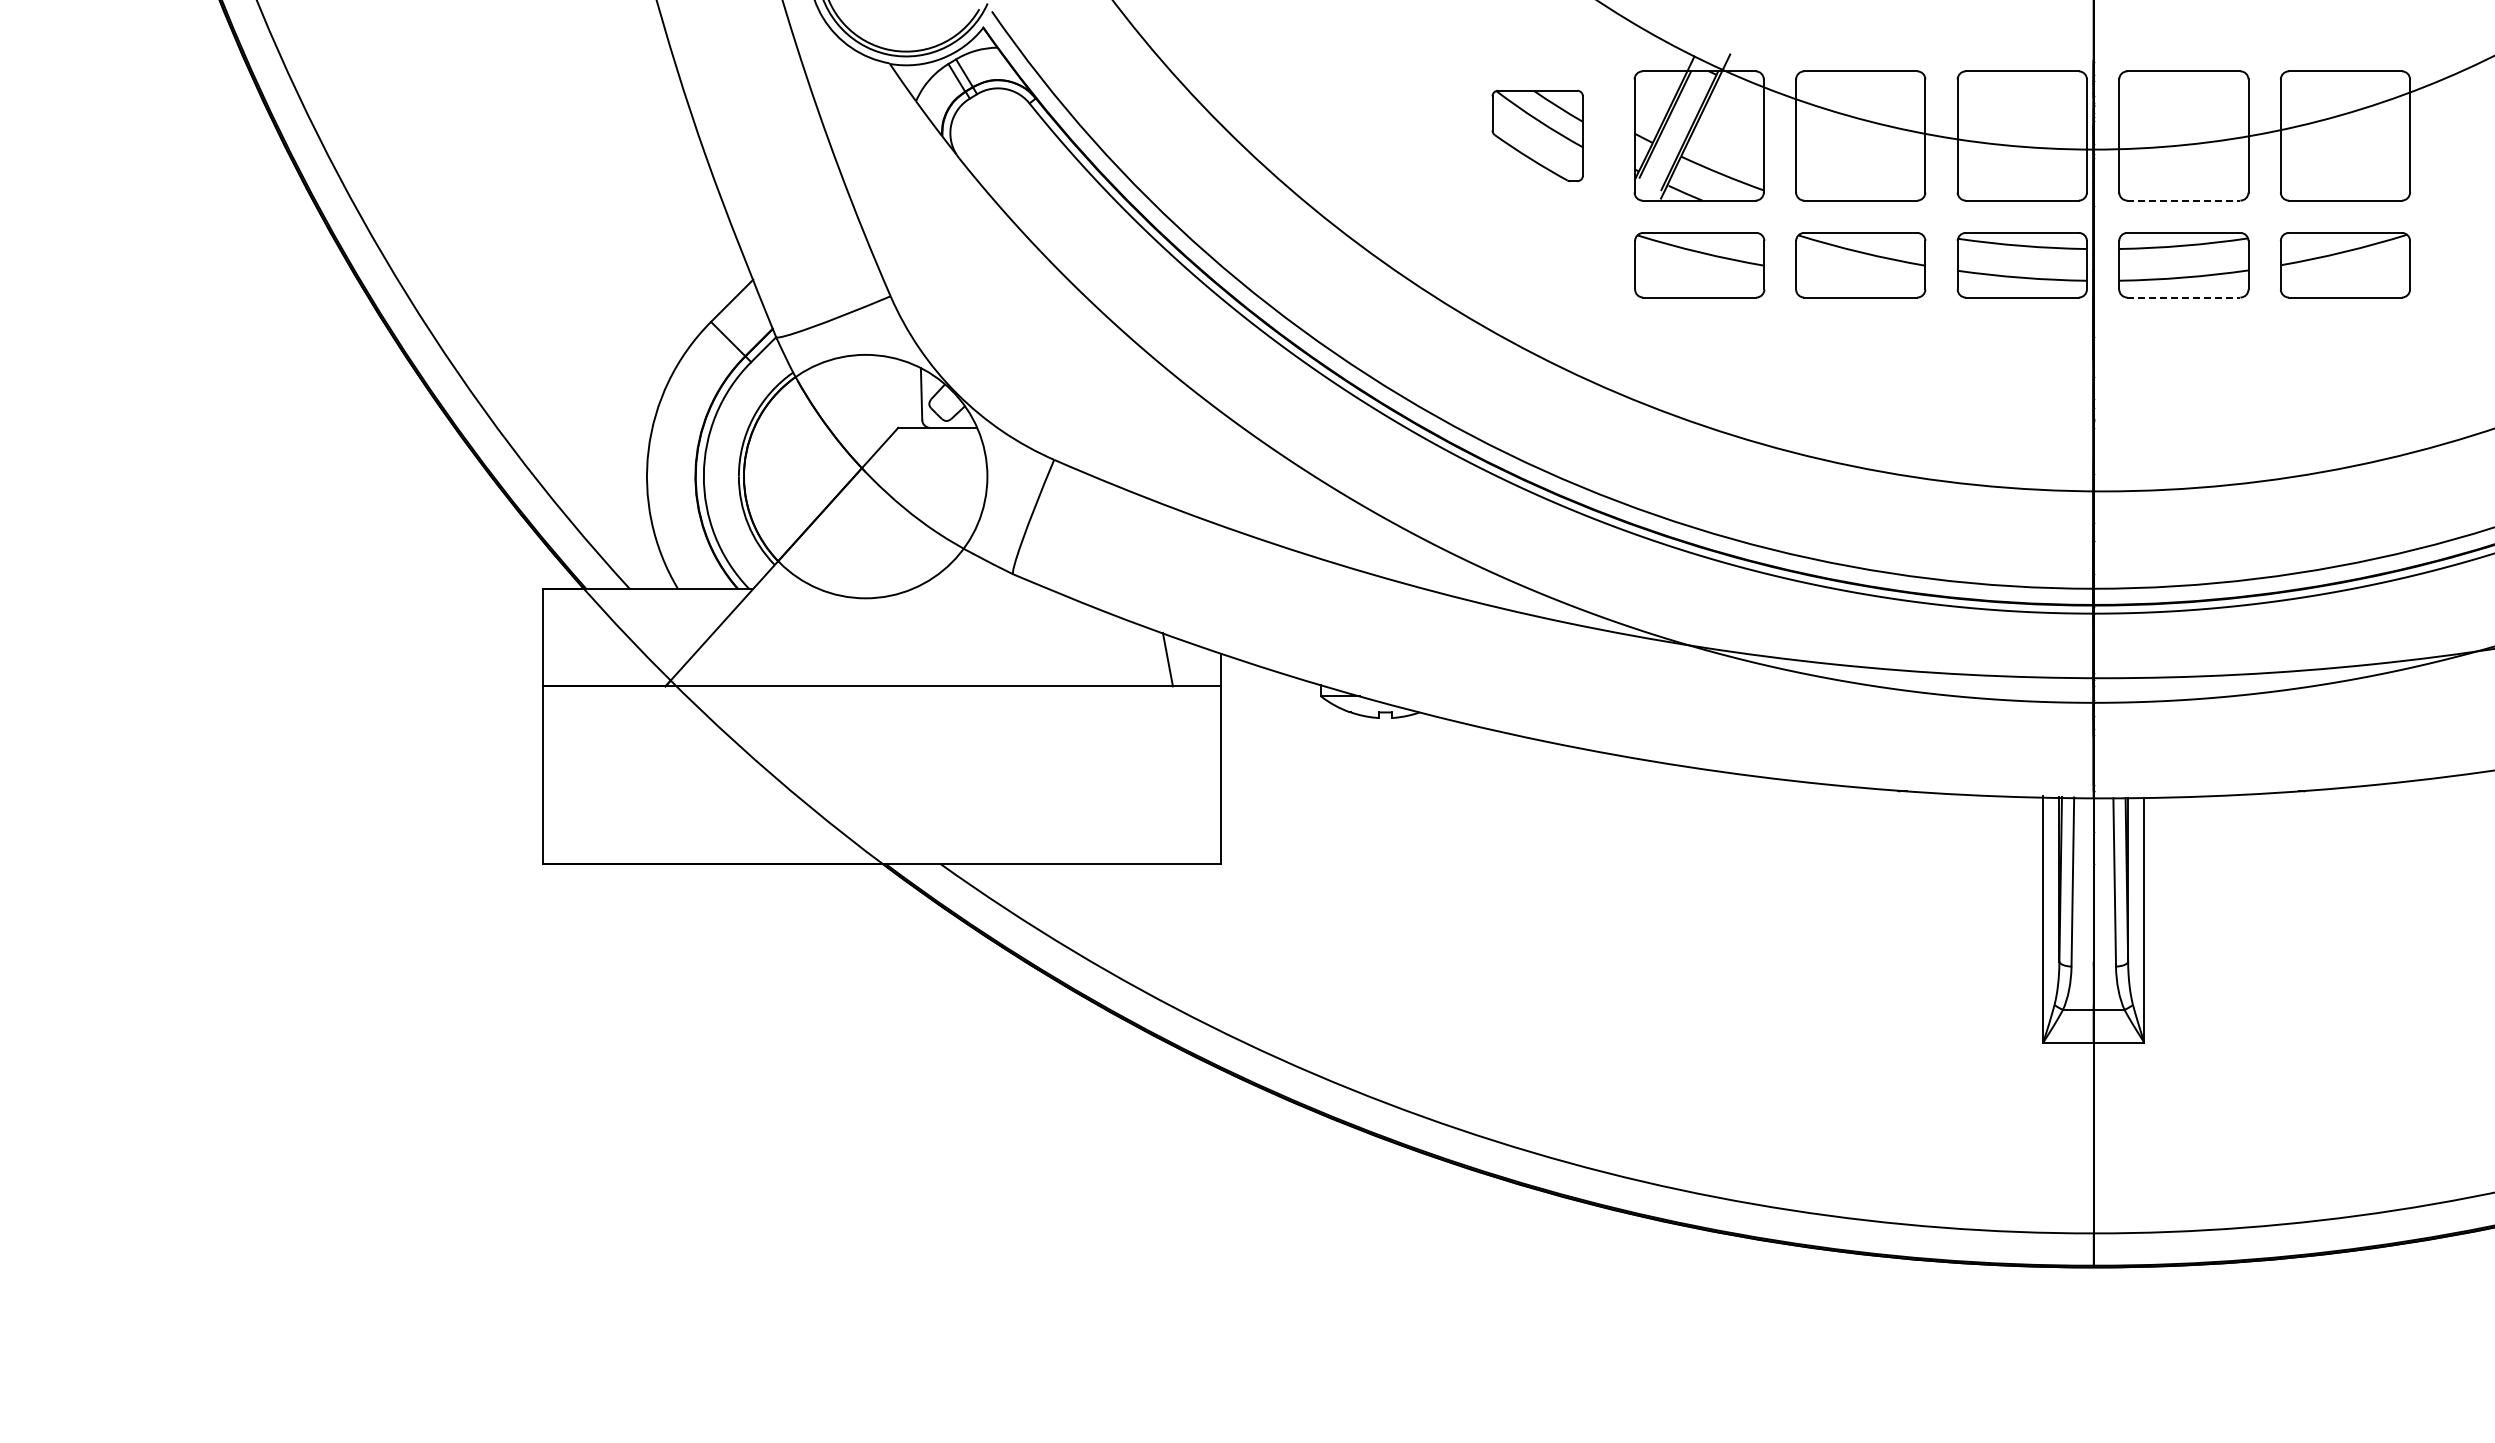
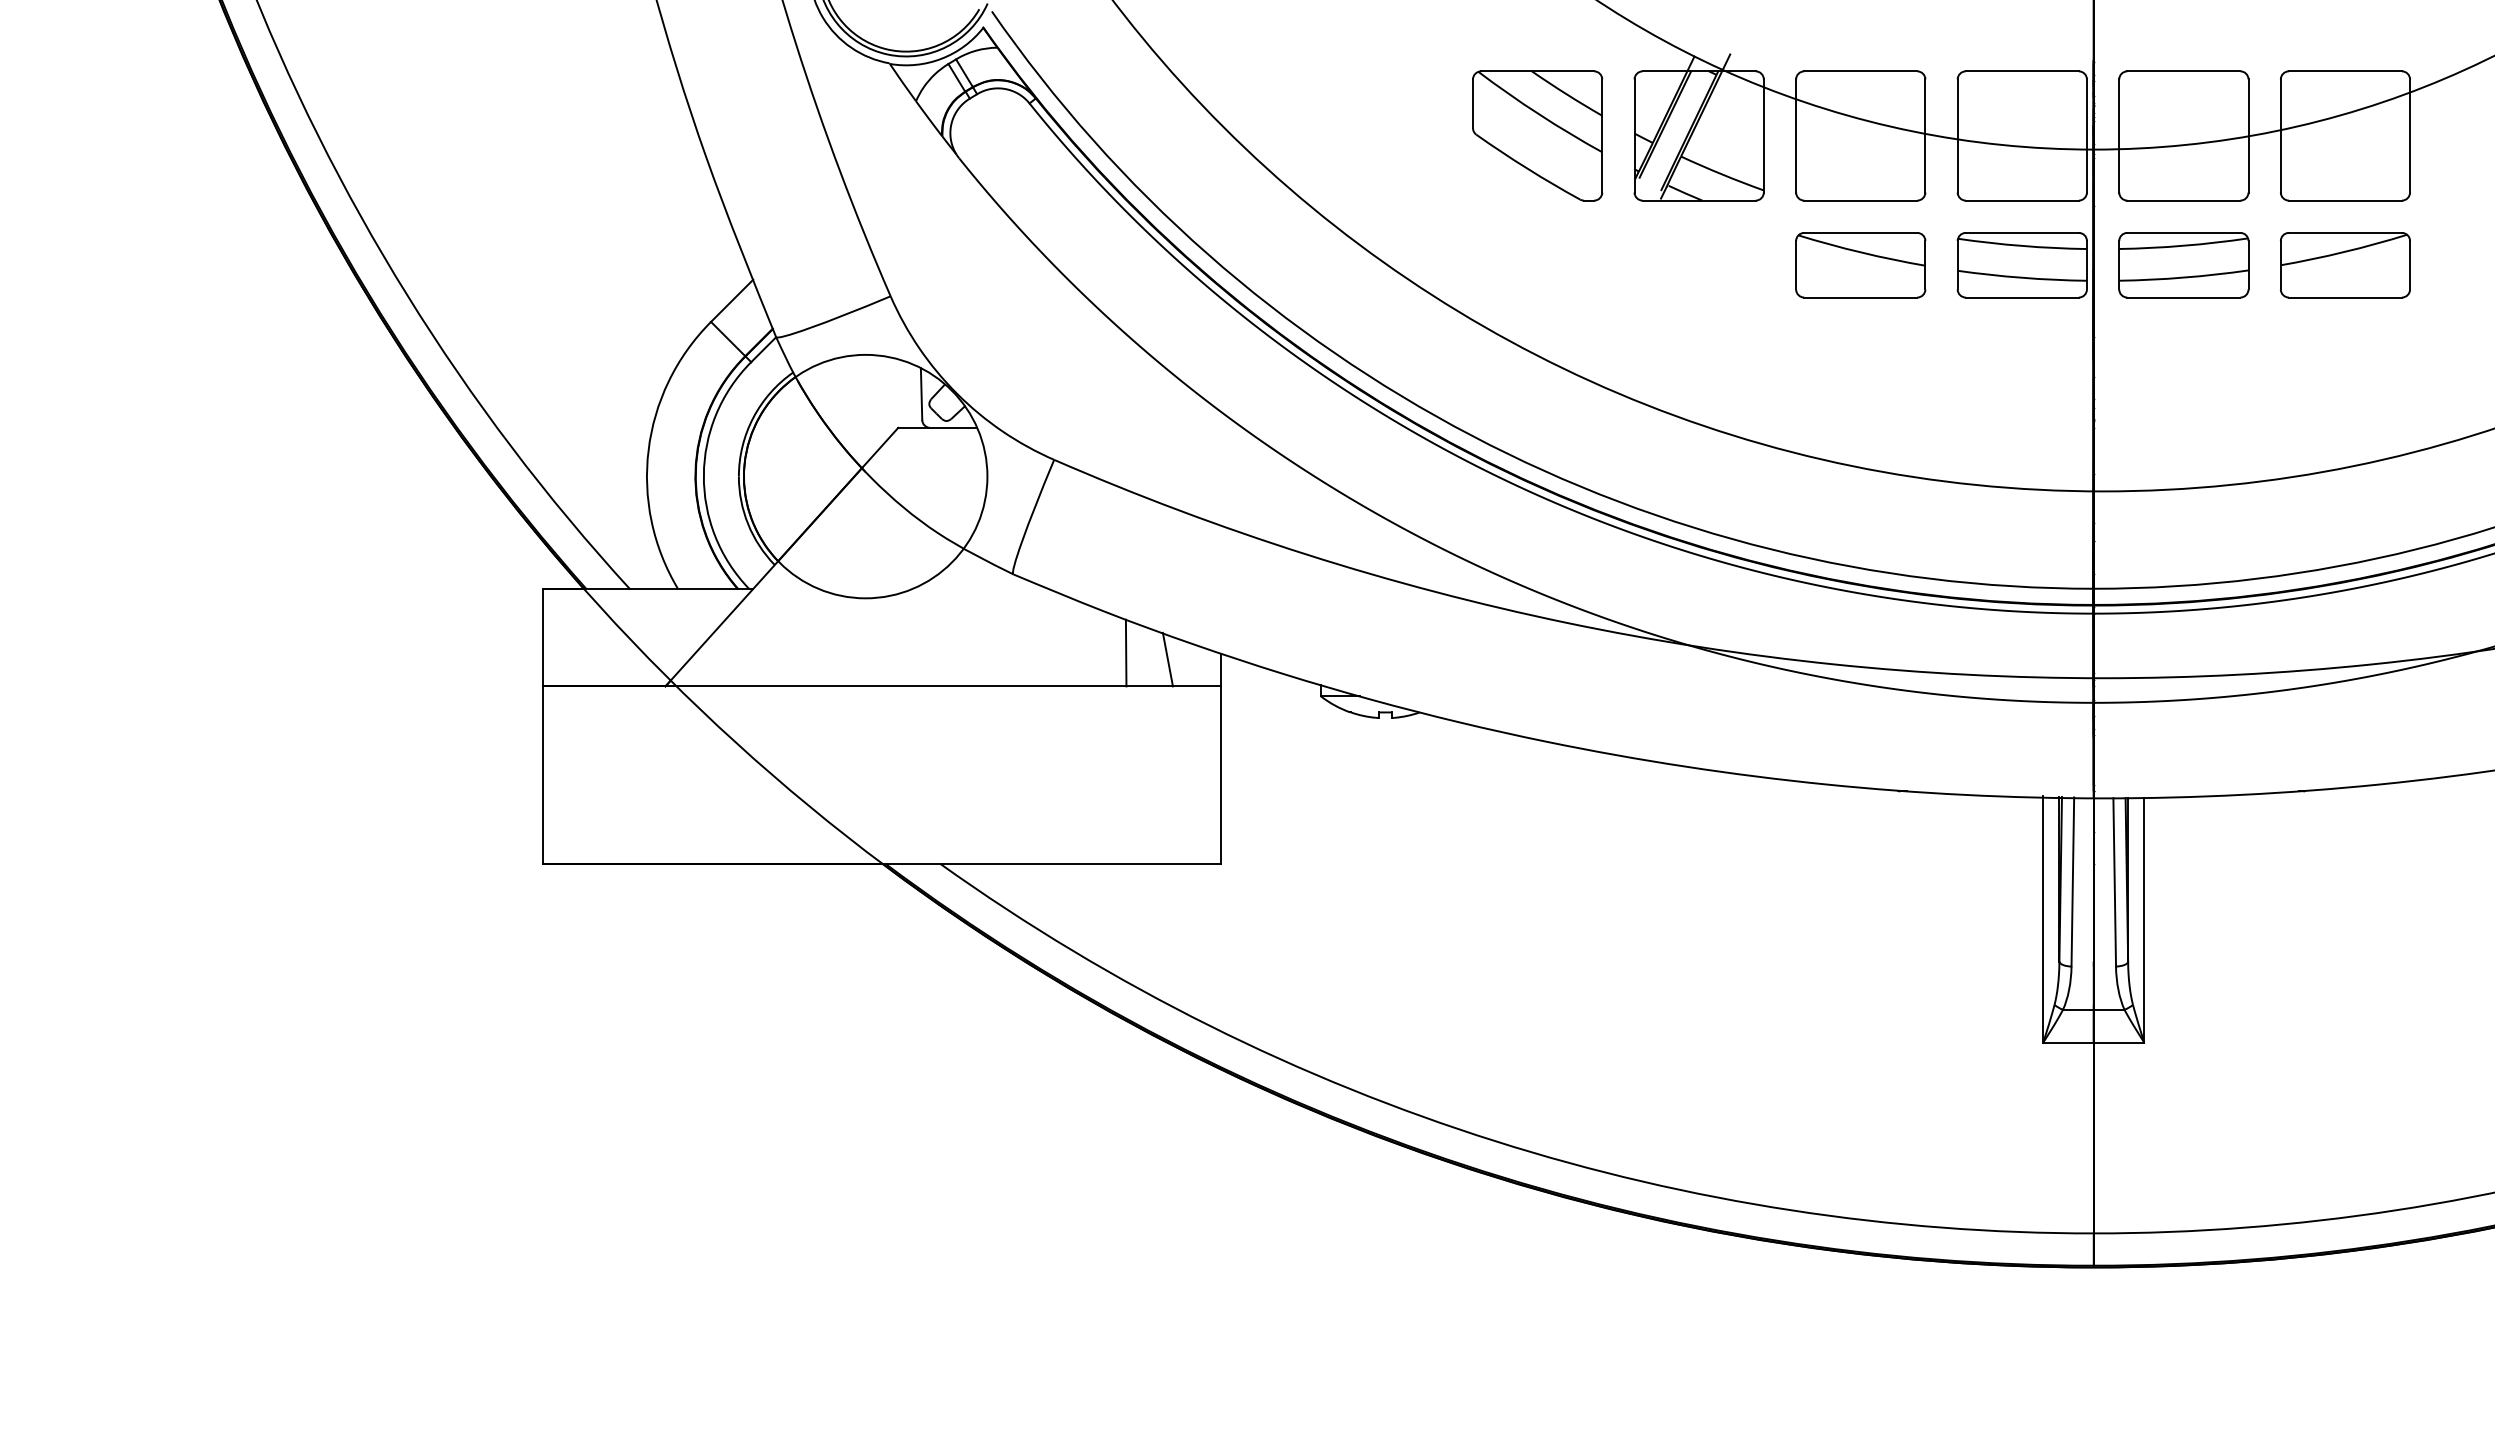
part size: 93x93 px -> 132x132 px (1537, 135)
line: dashed -> solid (2183, 200)
part: present -> none (1699, 265)
line: dashed -> solid (2183, 297)
line: none -> present (1125, 652)
